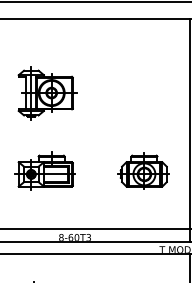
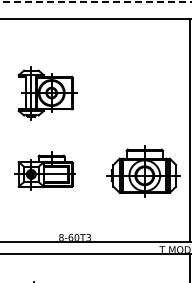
line: solid -> dashed (96, 1)
part size: 53x38 px -> 75x53 px (143, 171)
line: present -> none (95, 229)
